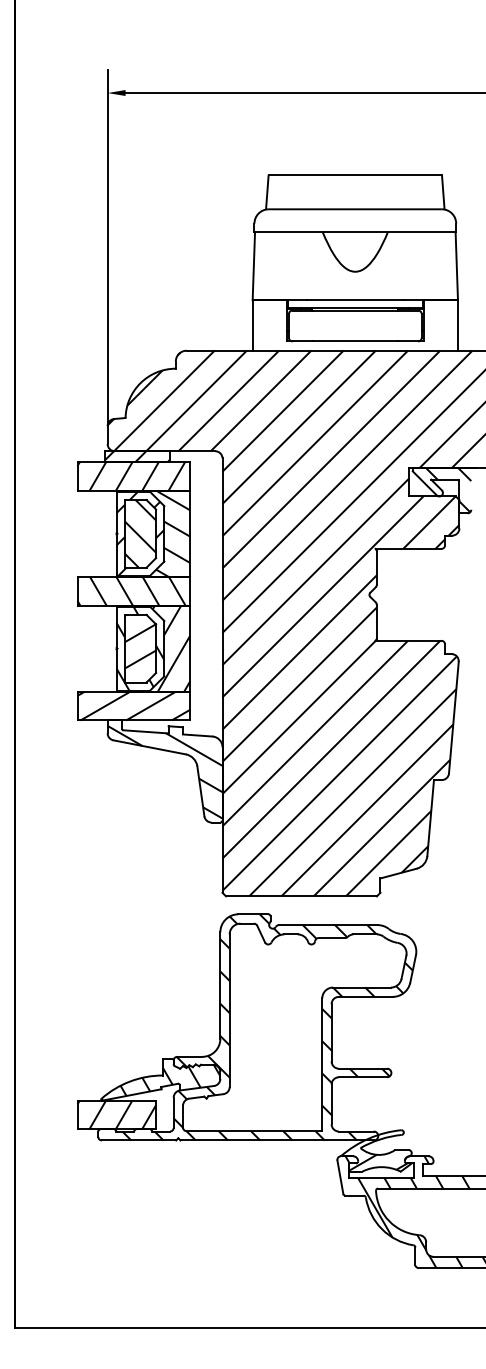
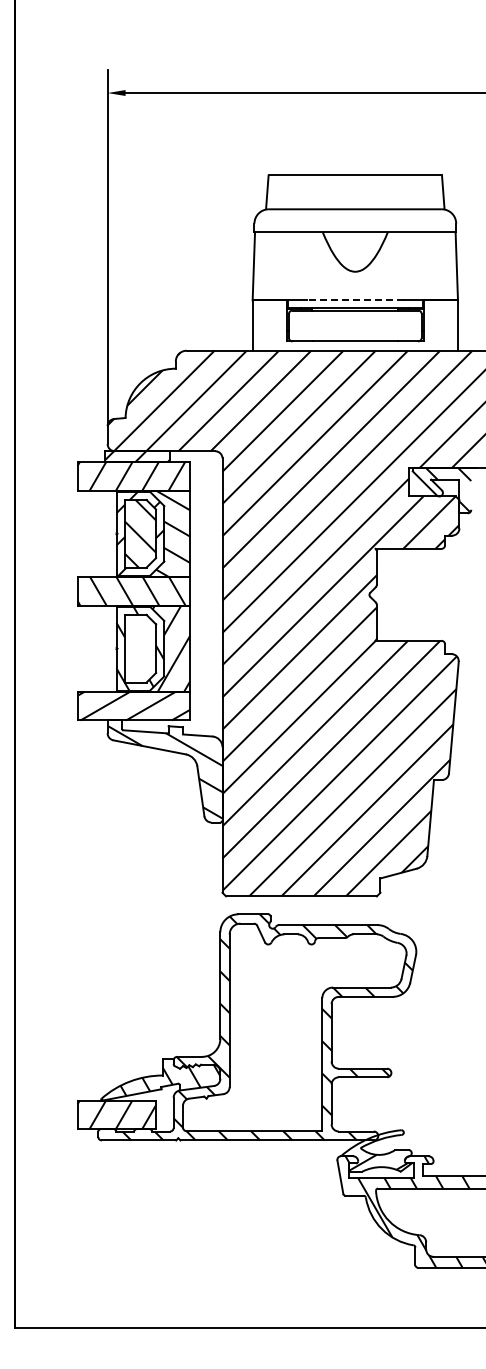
line: solid -> dashed (355, 300)
hatch: present -> none (140, 648)
